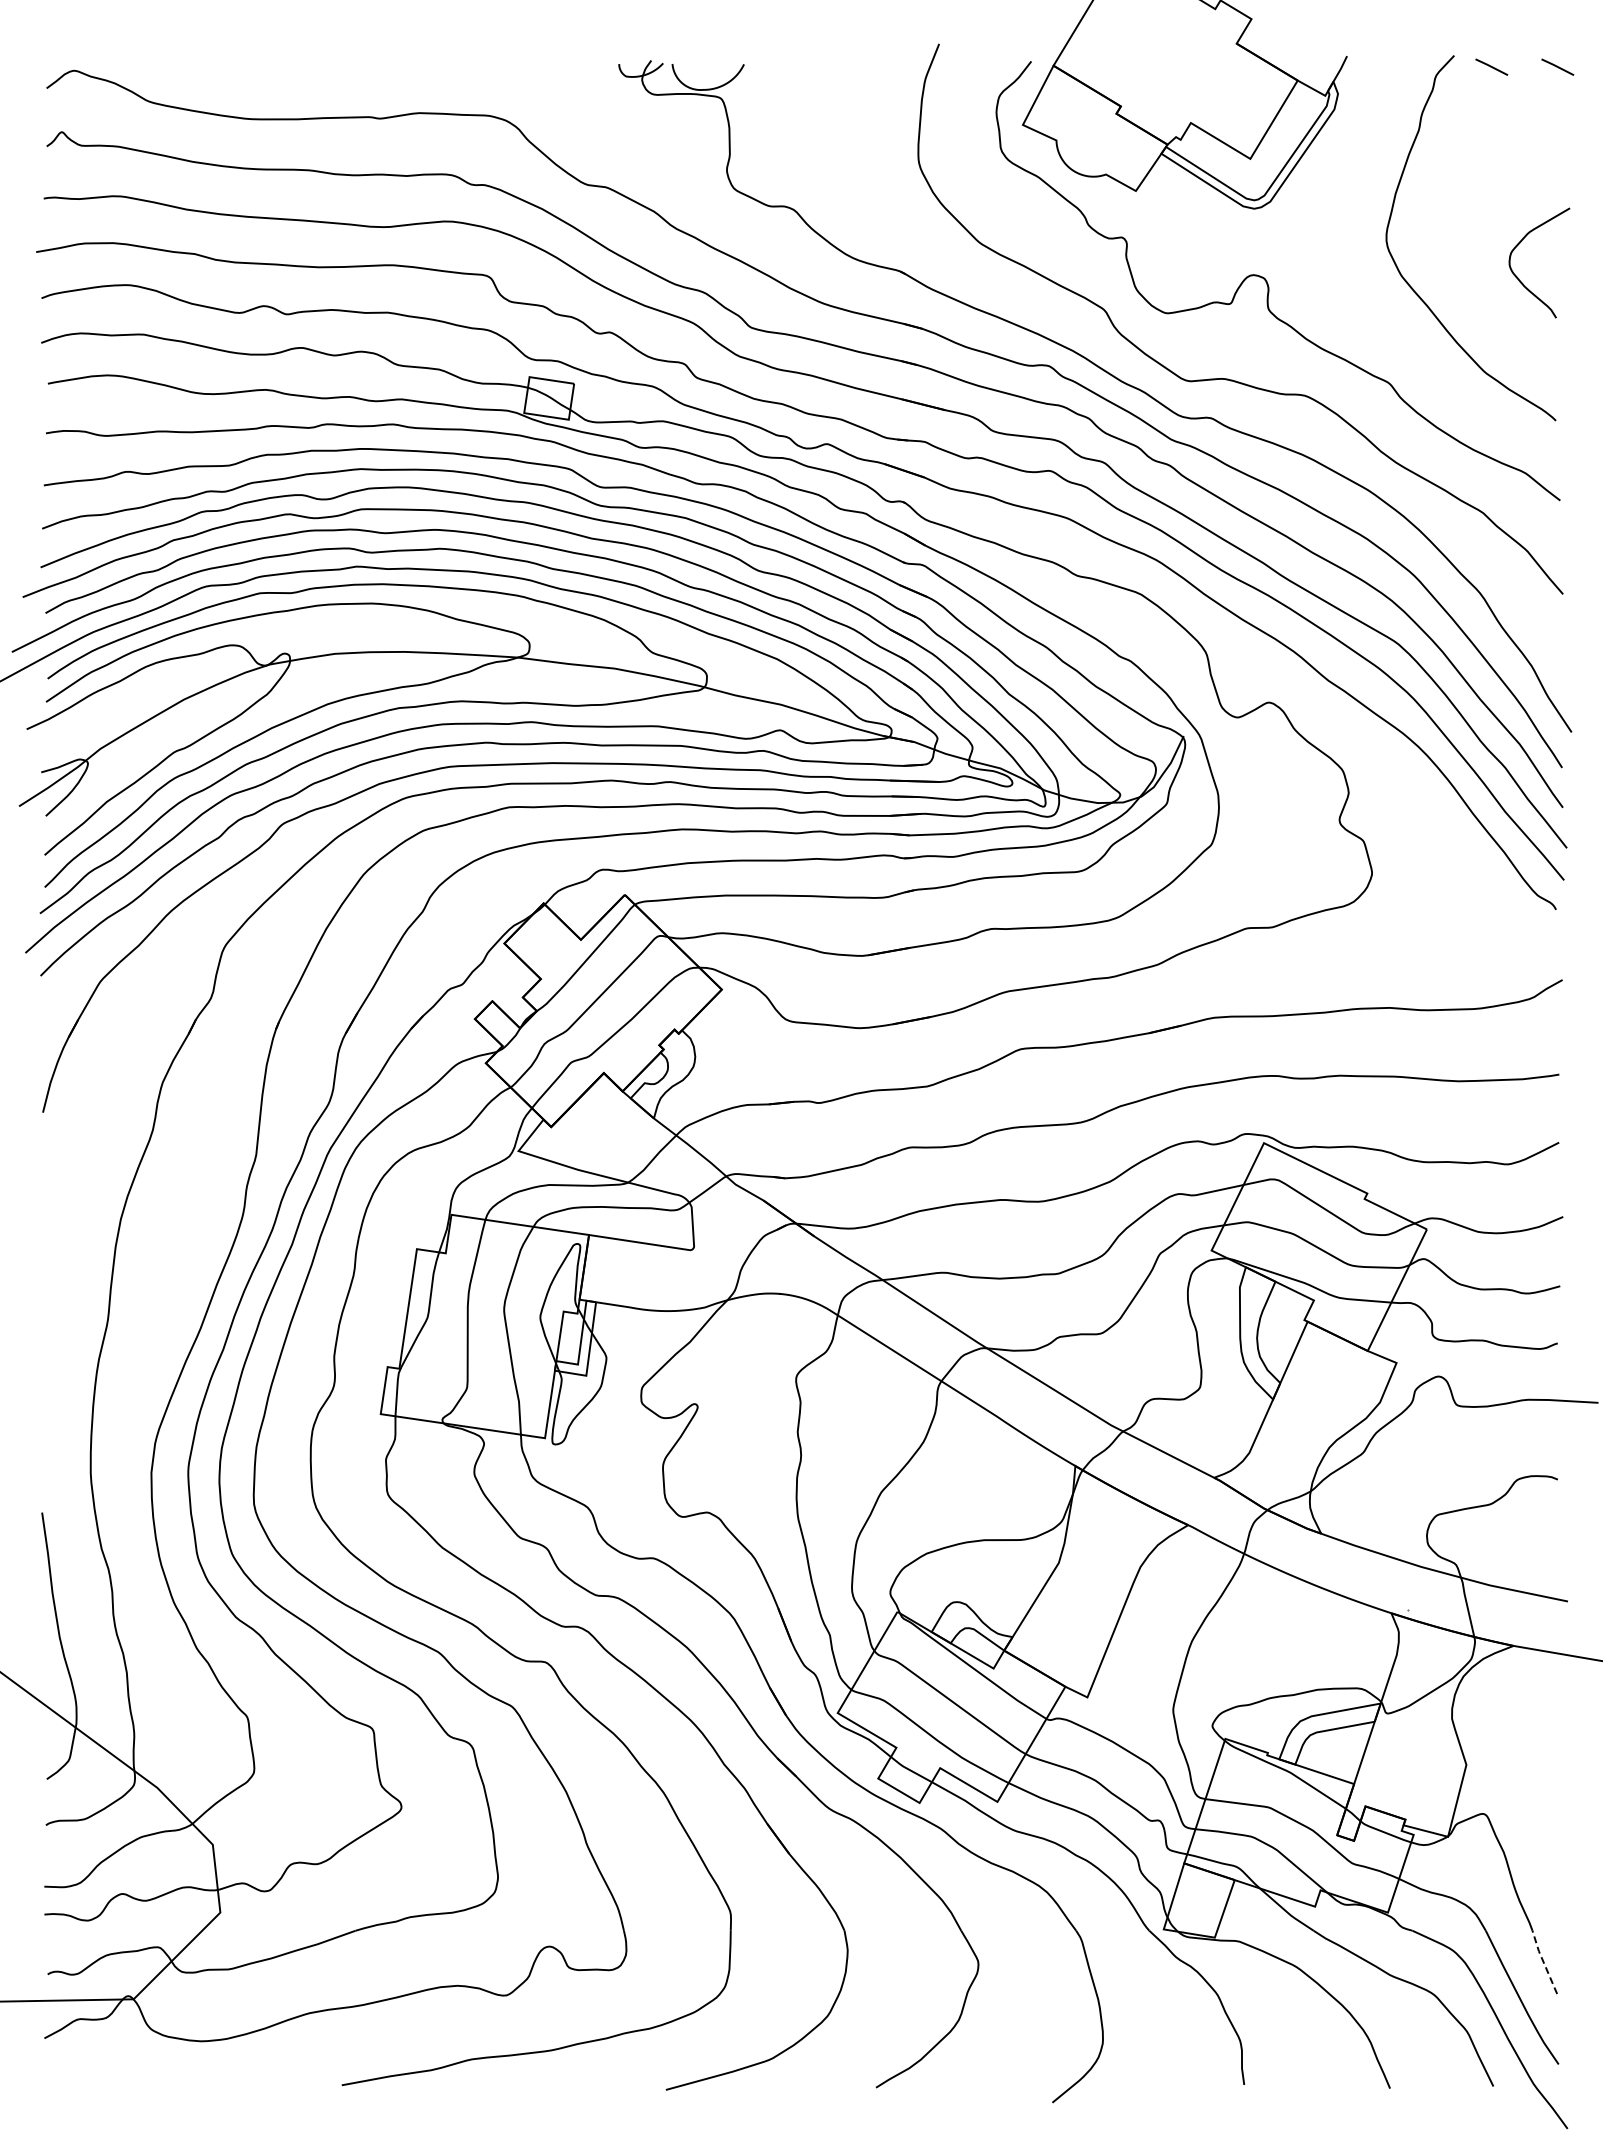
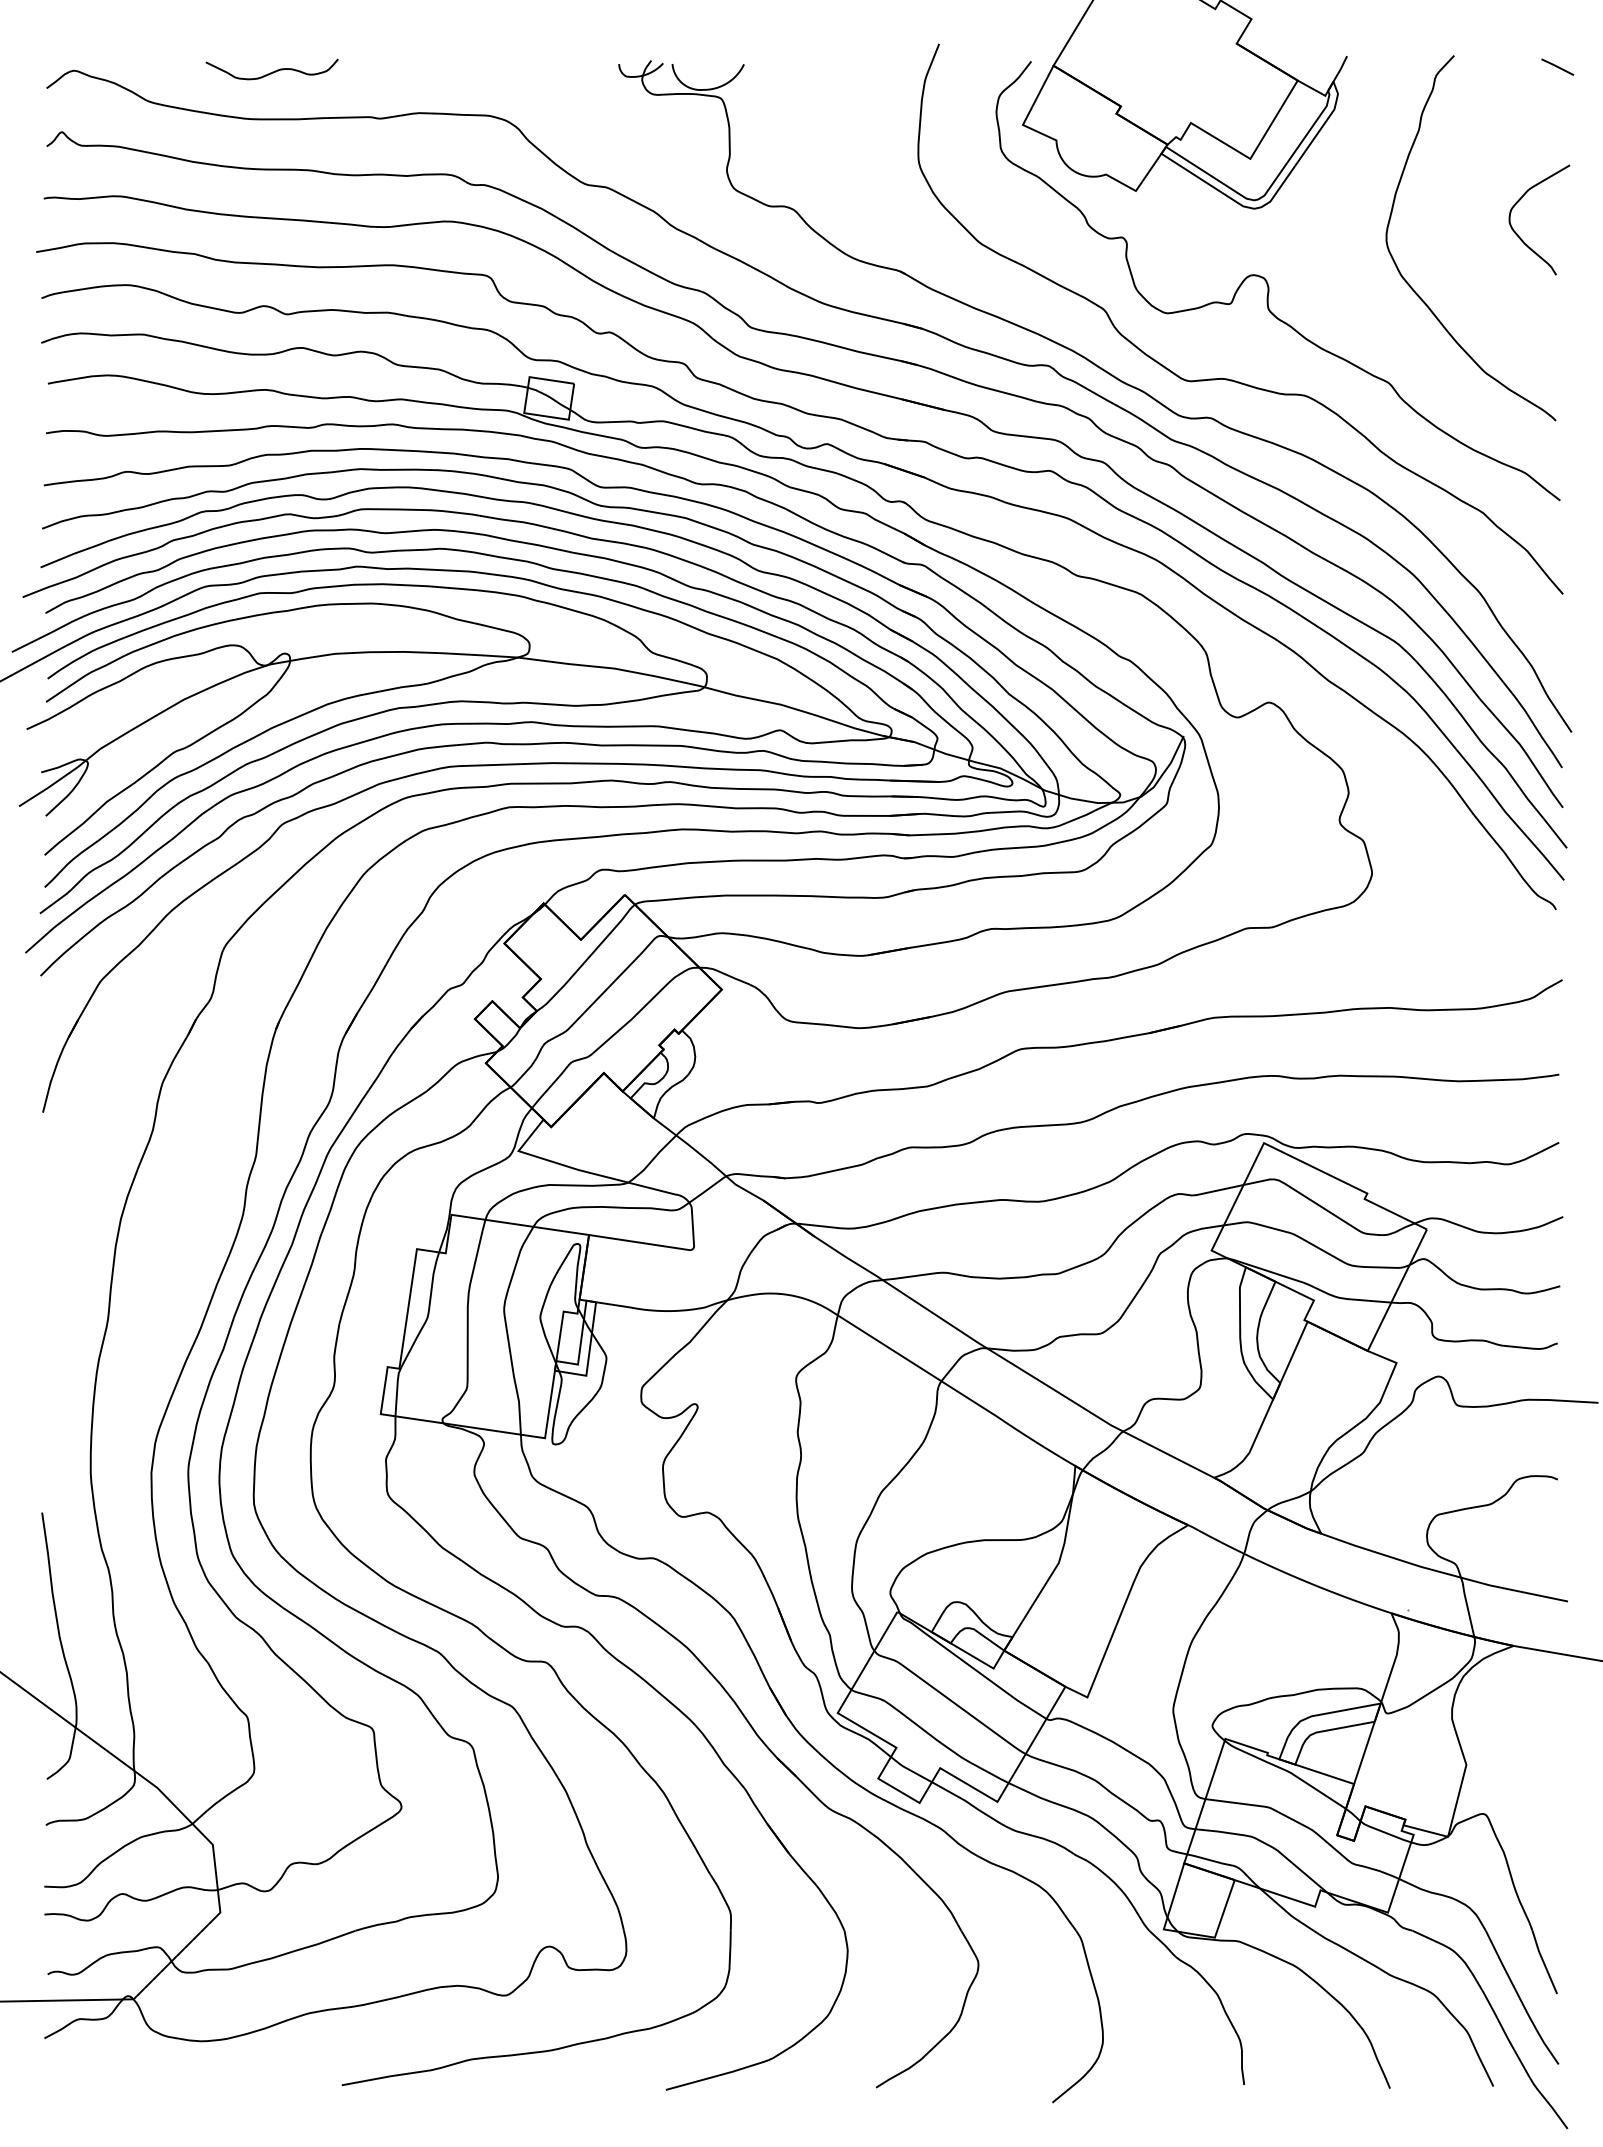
line: present -> none (1491, 66)
curve: none -> present (272, 71)
curve position: (1518, 277) -> (1518, 234) (1518, 234)
line: dashed -> solid (1543, 1962)
